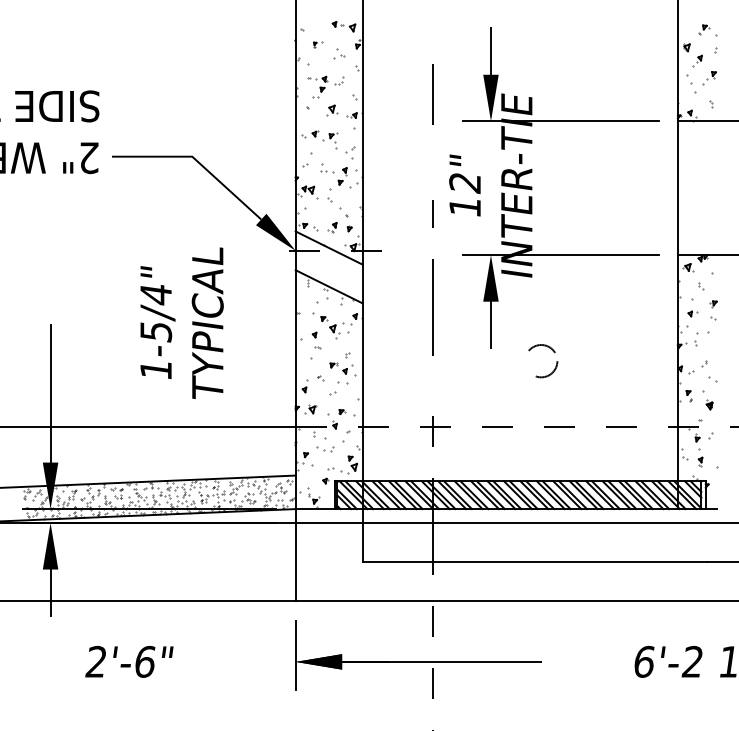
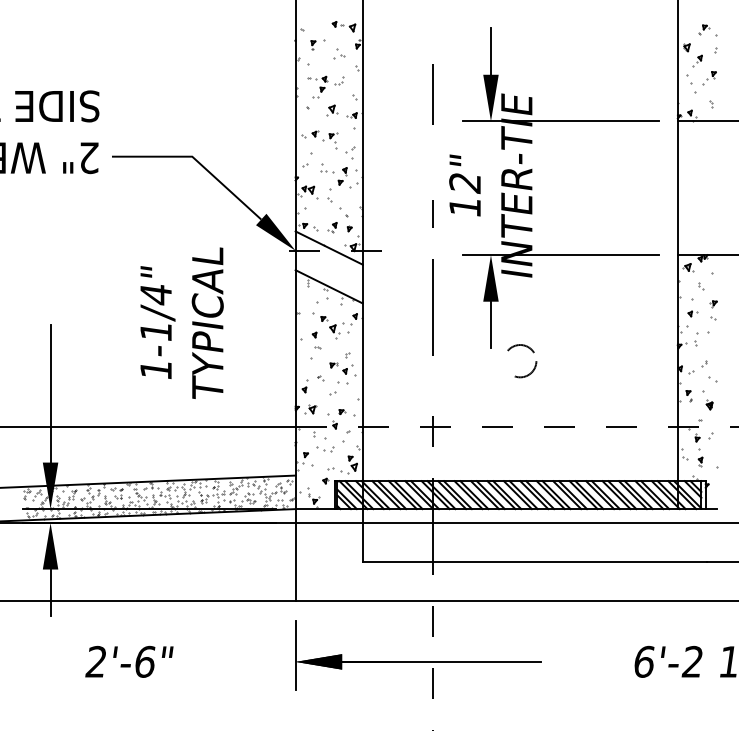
part size: 11x8 px -> 16x12 px (317, 44)
text: 1-5/4" -> 1-1/4" (156, 332)
circle position: (543, 361) -> (522, 361) (522, 361)
